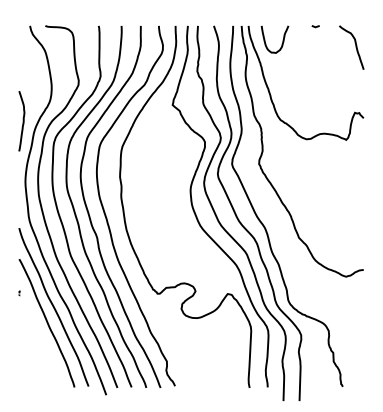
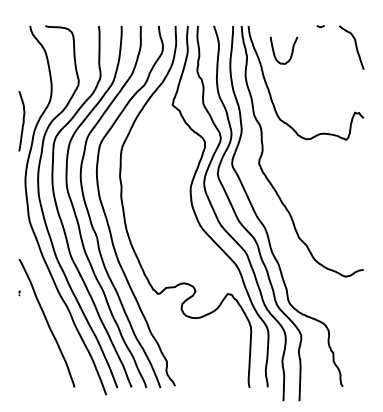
line position: (315, 26) -> (320, 26) (320, 26)
curve position: (282, 39) -> (291, 50) (291, 50)
curve: present -> none (53, 307)
